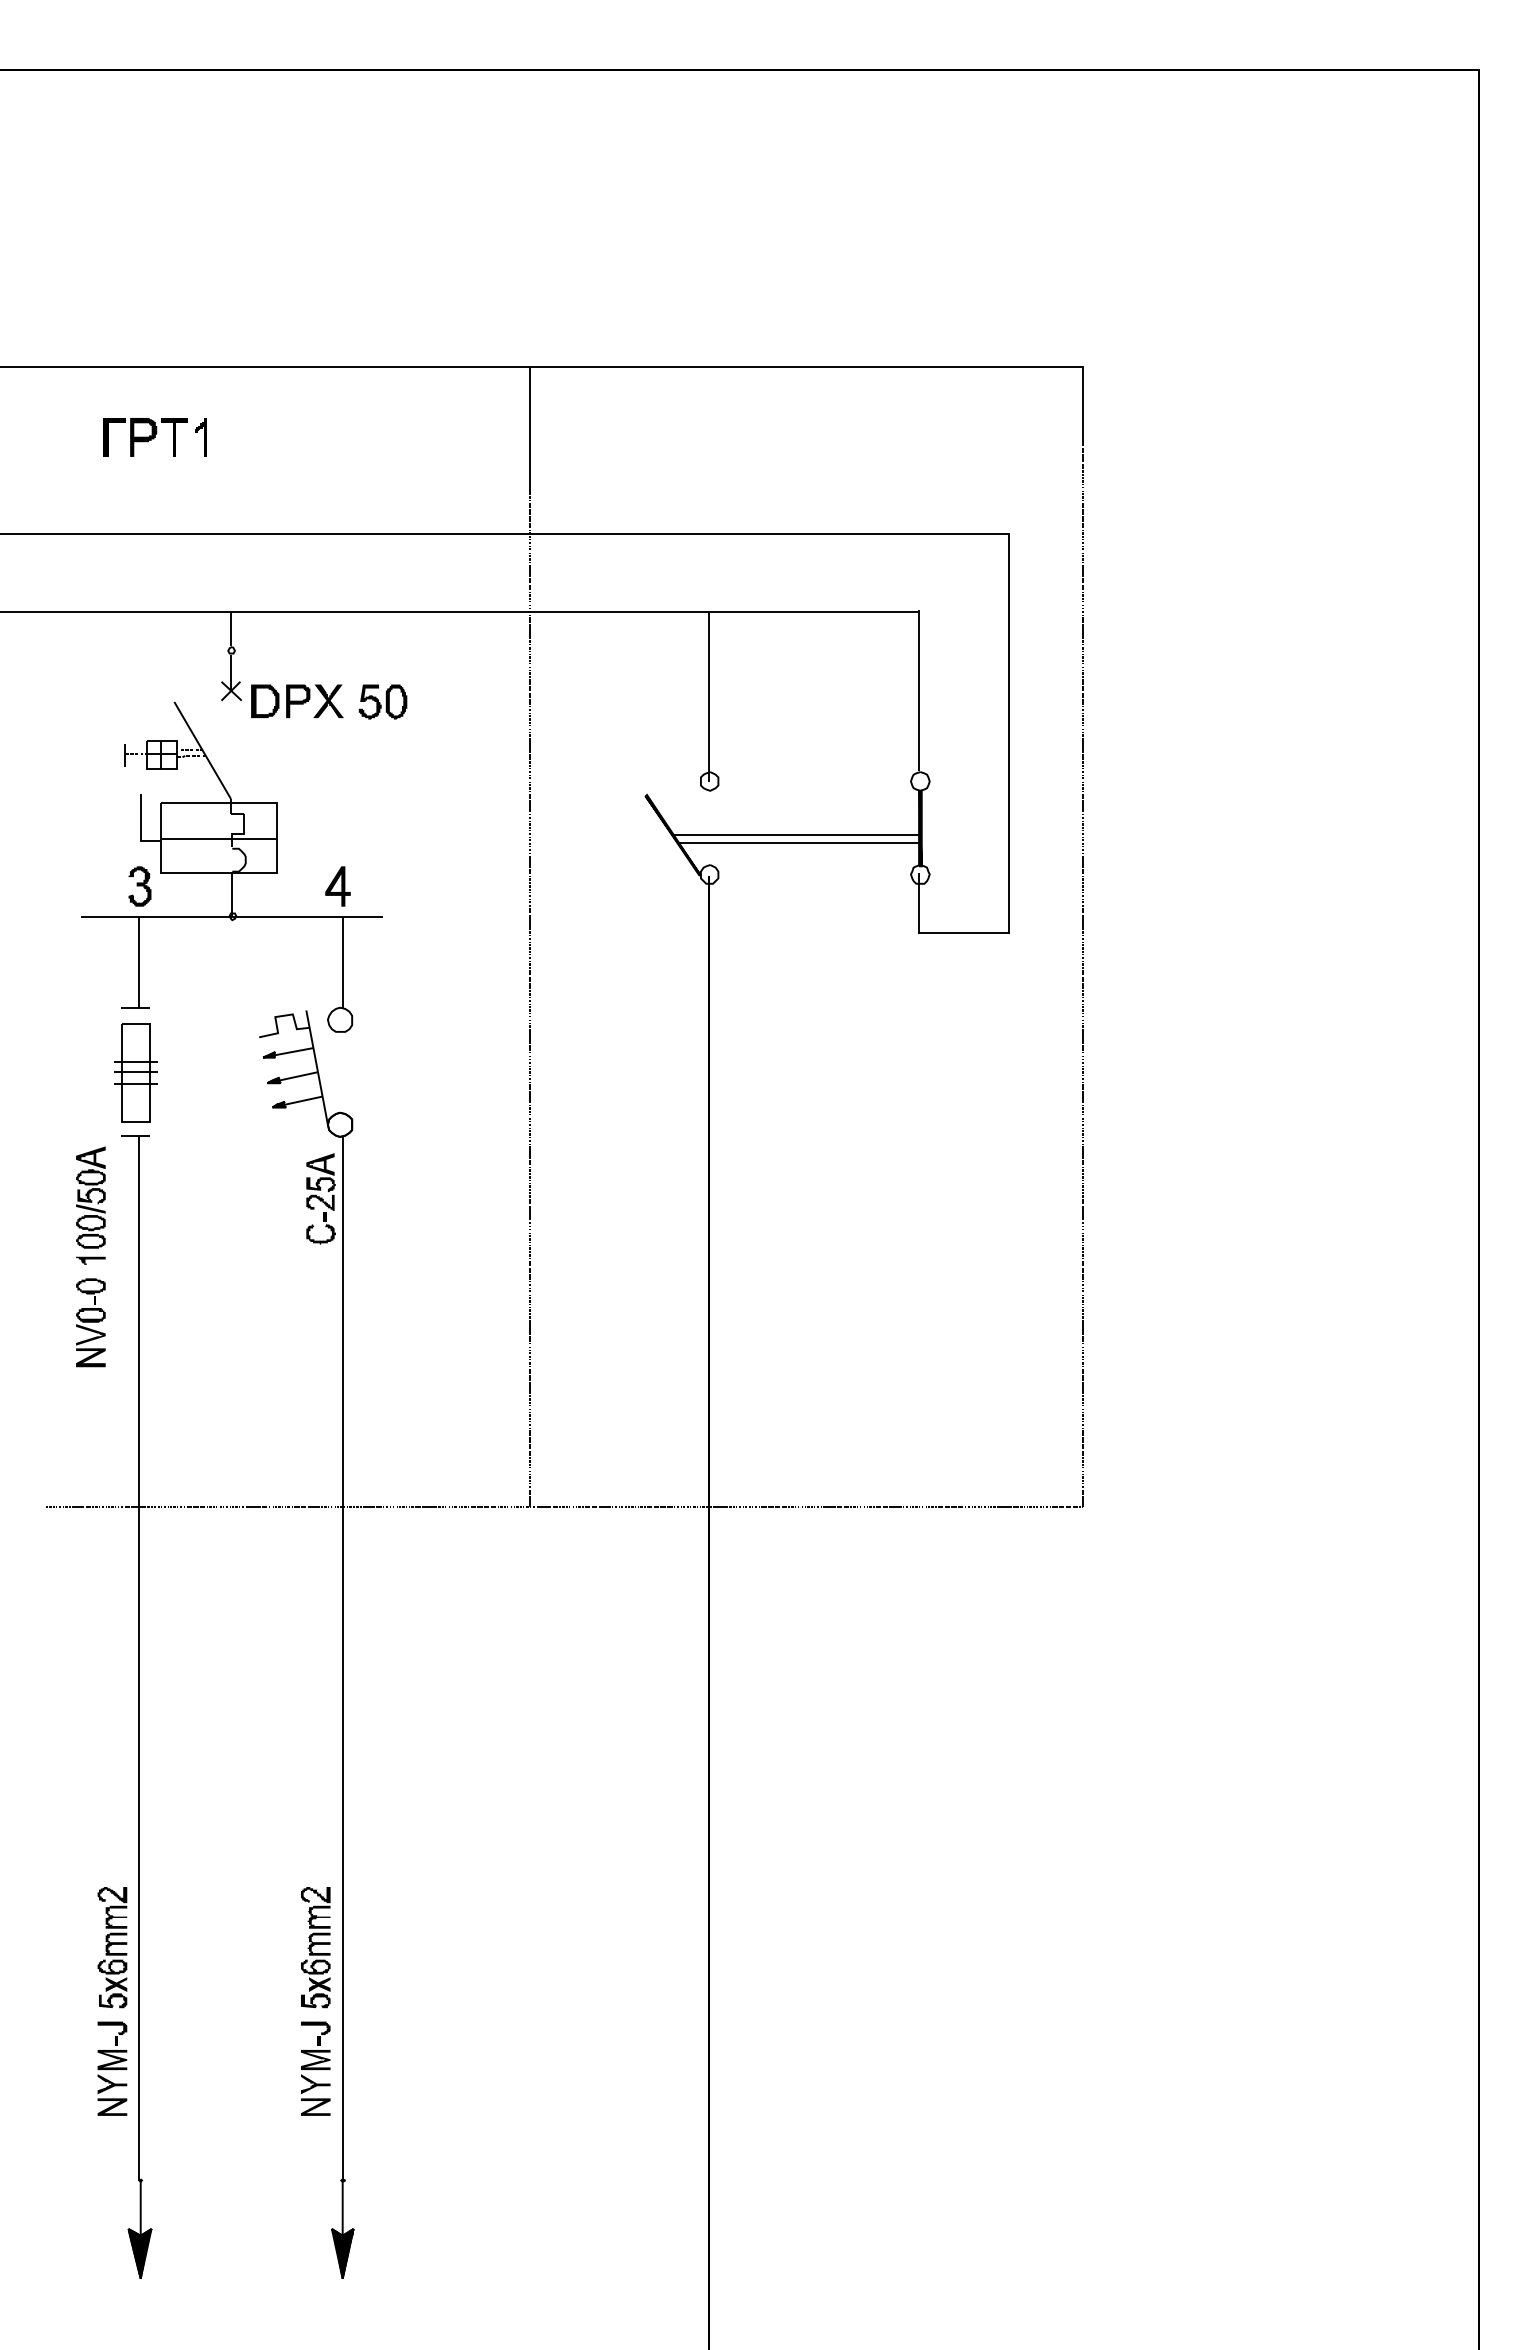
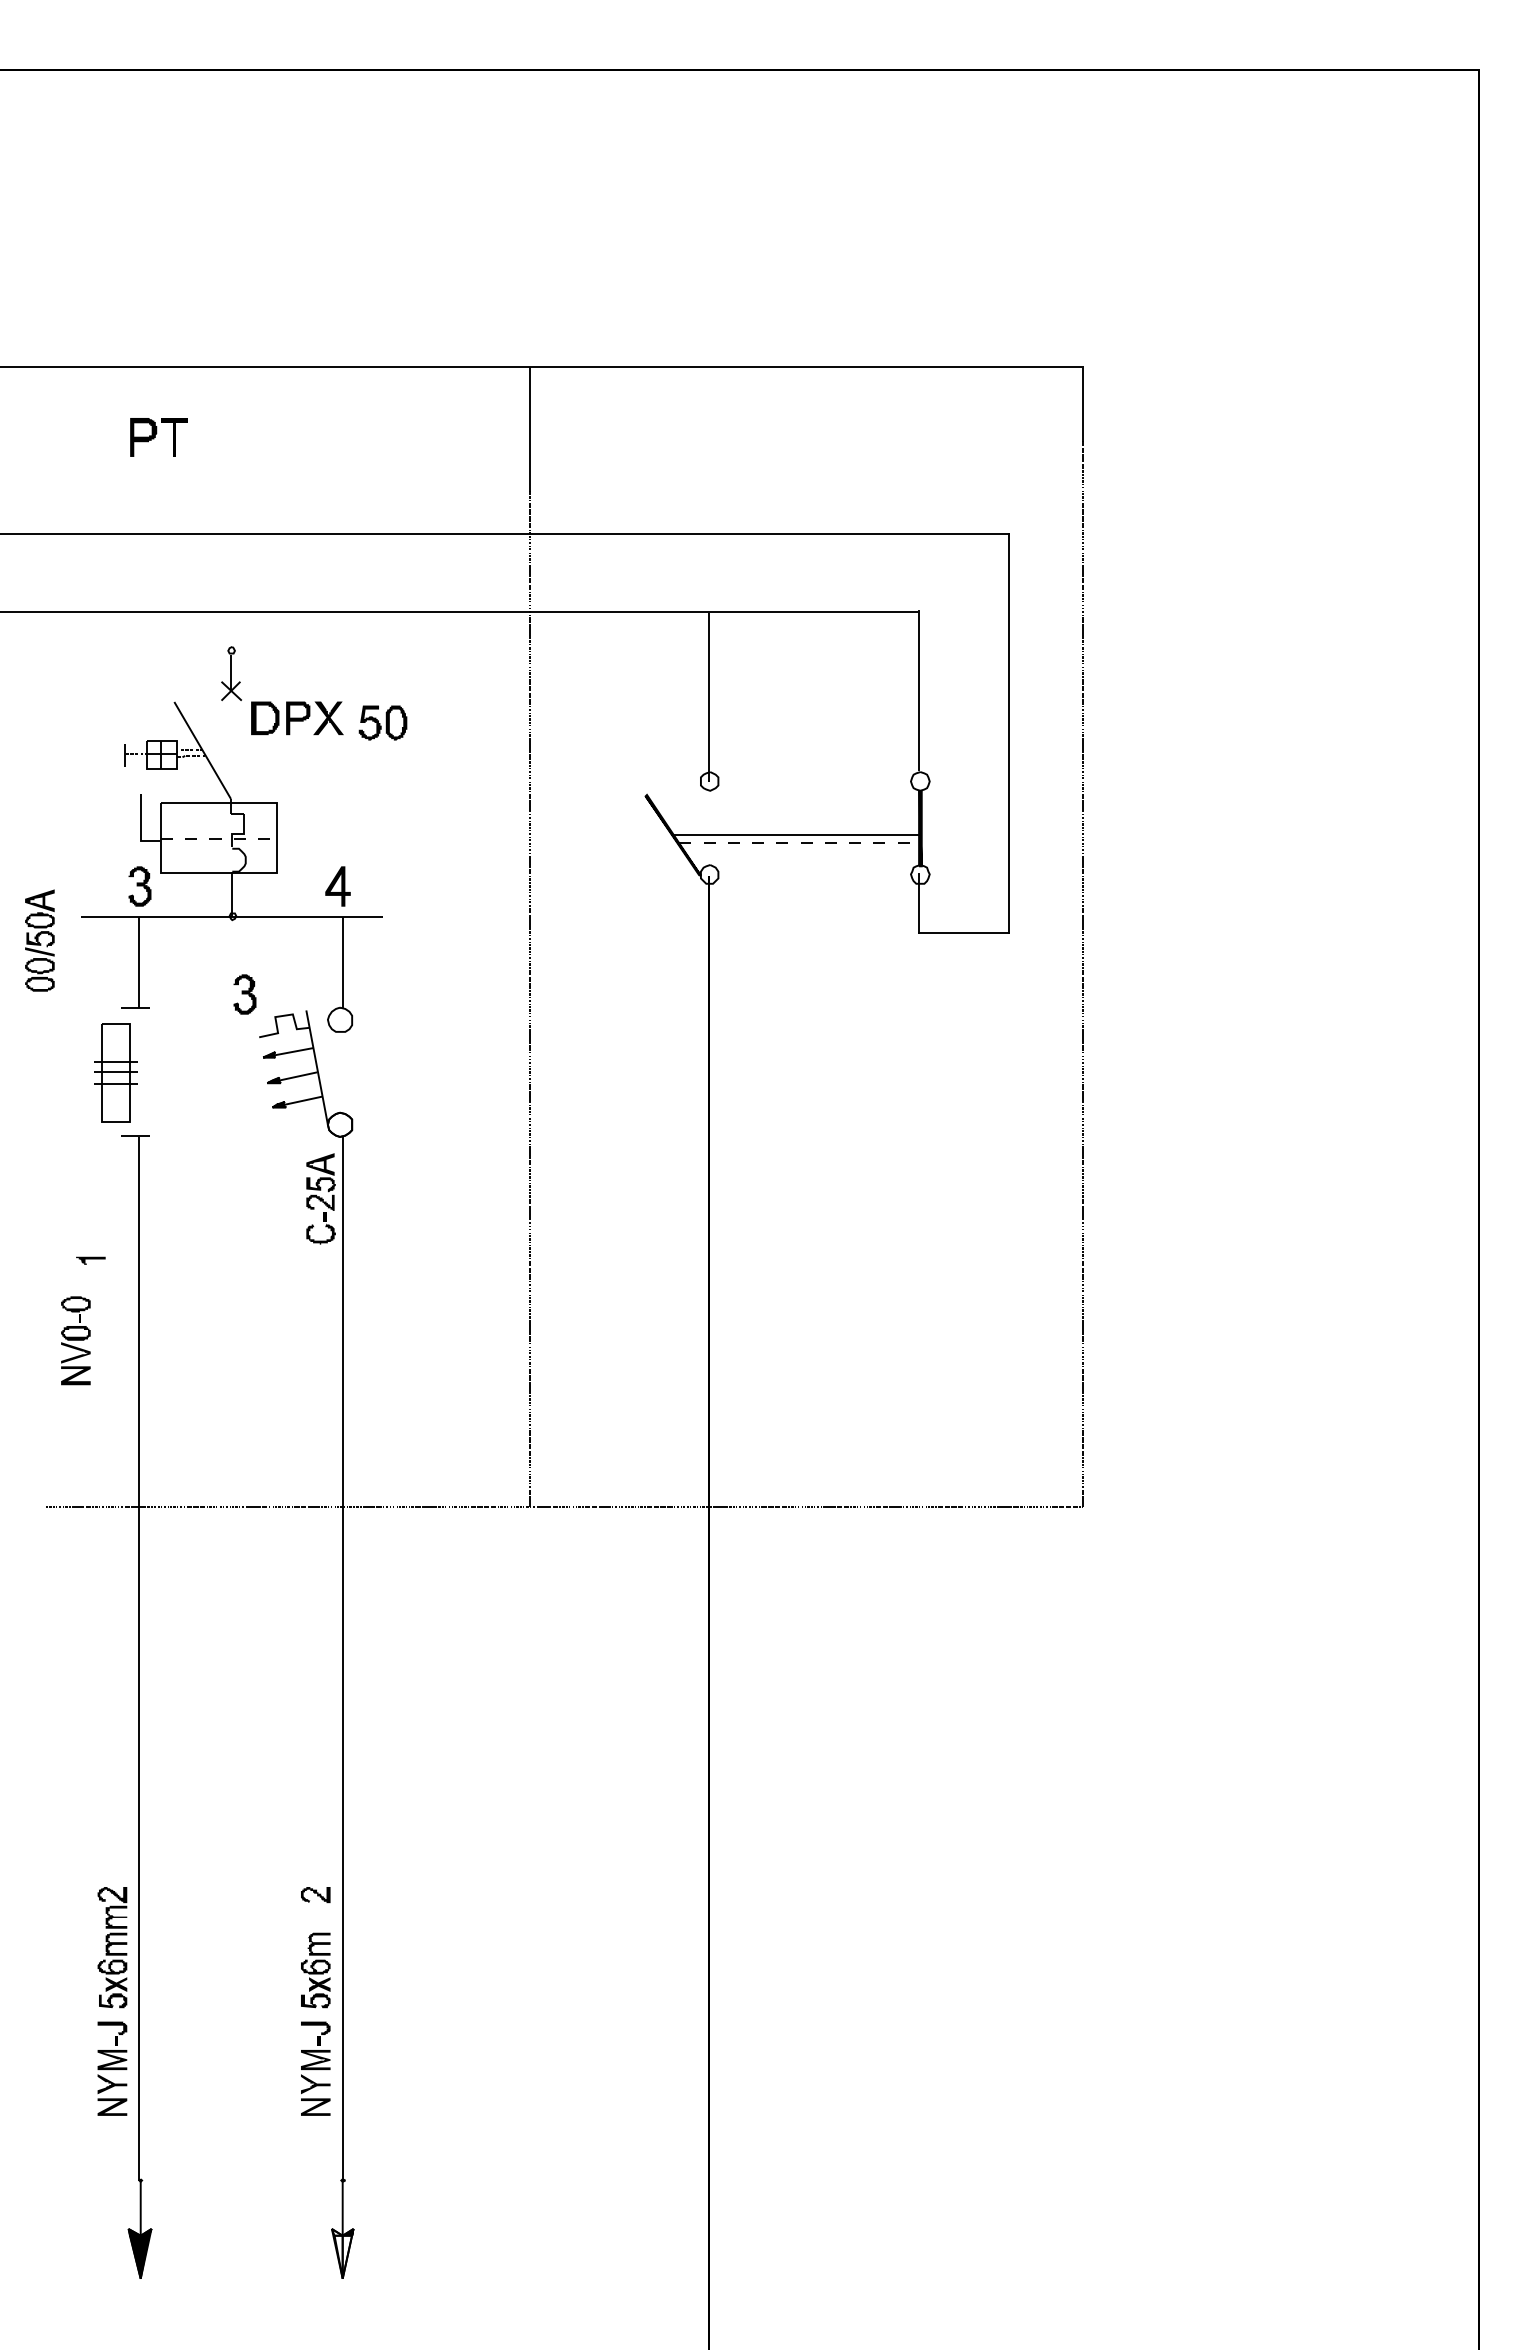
fill: present -> none (114, 436)
part: present -> none (200, 437)
line: present -> none (231, 628)
part position: (297, 701) -> (297, 718) (297, 718)
part position: (382, 701) -> (382, 722) (382, 722)
line: solid -> dashed (219, 839)
line: solid -> dashed (799, 843)
part: none -> present (244, 994)
part position: (135, 1072) -> (115, 1072) (115, 1072)
part position: (90, 1197) -> (39, 940) (39, 940)
part position: (90, 1322) -> (75, 1340) (75, 1340)
fill: present -> none (318, 1916)
fill: present -> none (341, 2253)
